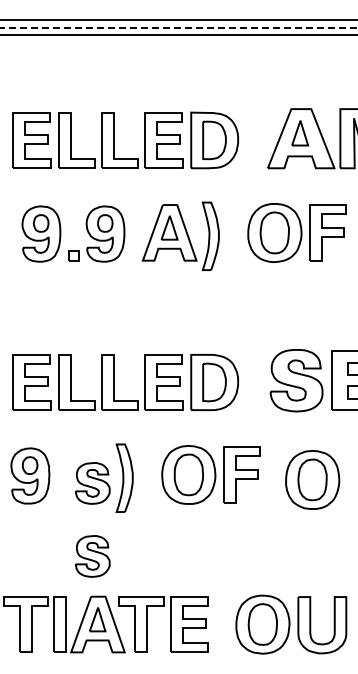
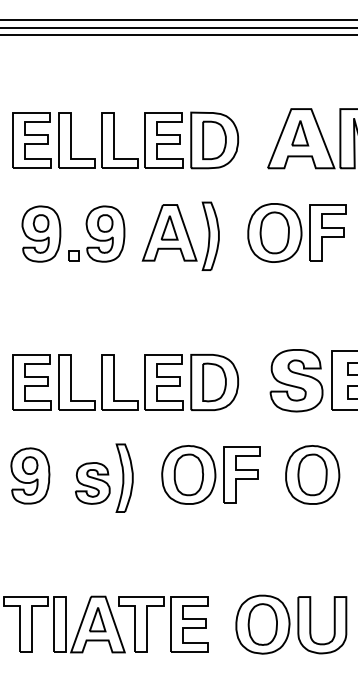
line: dashed -> solid (178, 27)
part position: (312, 479) -> (312, 474) (312, 474)
part: present -> none (92, 556)
